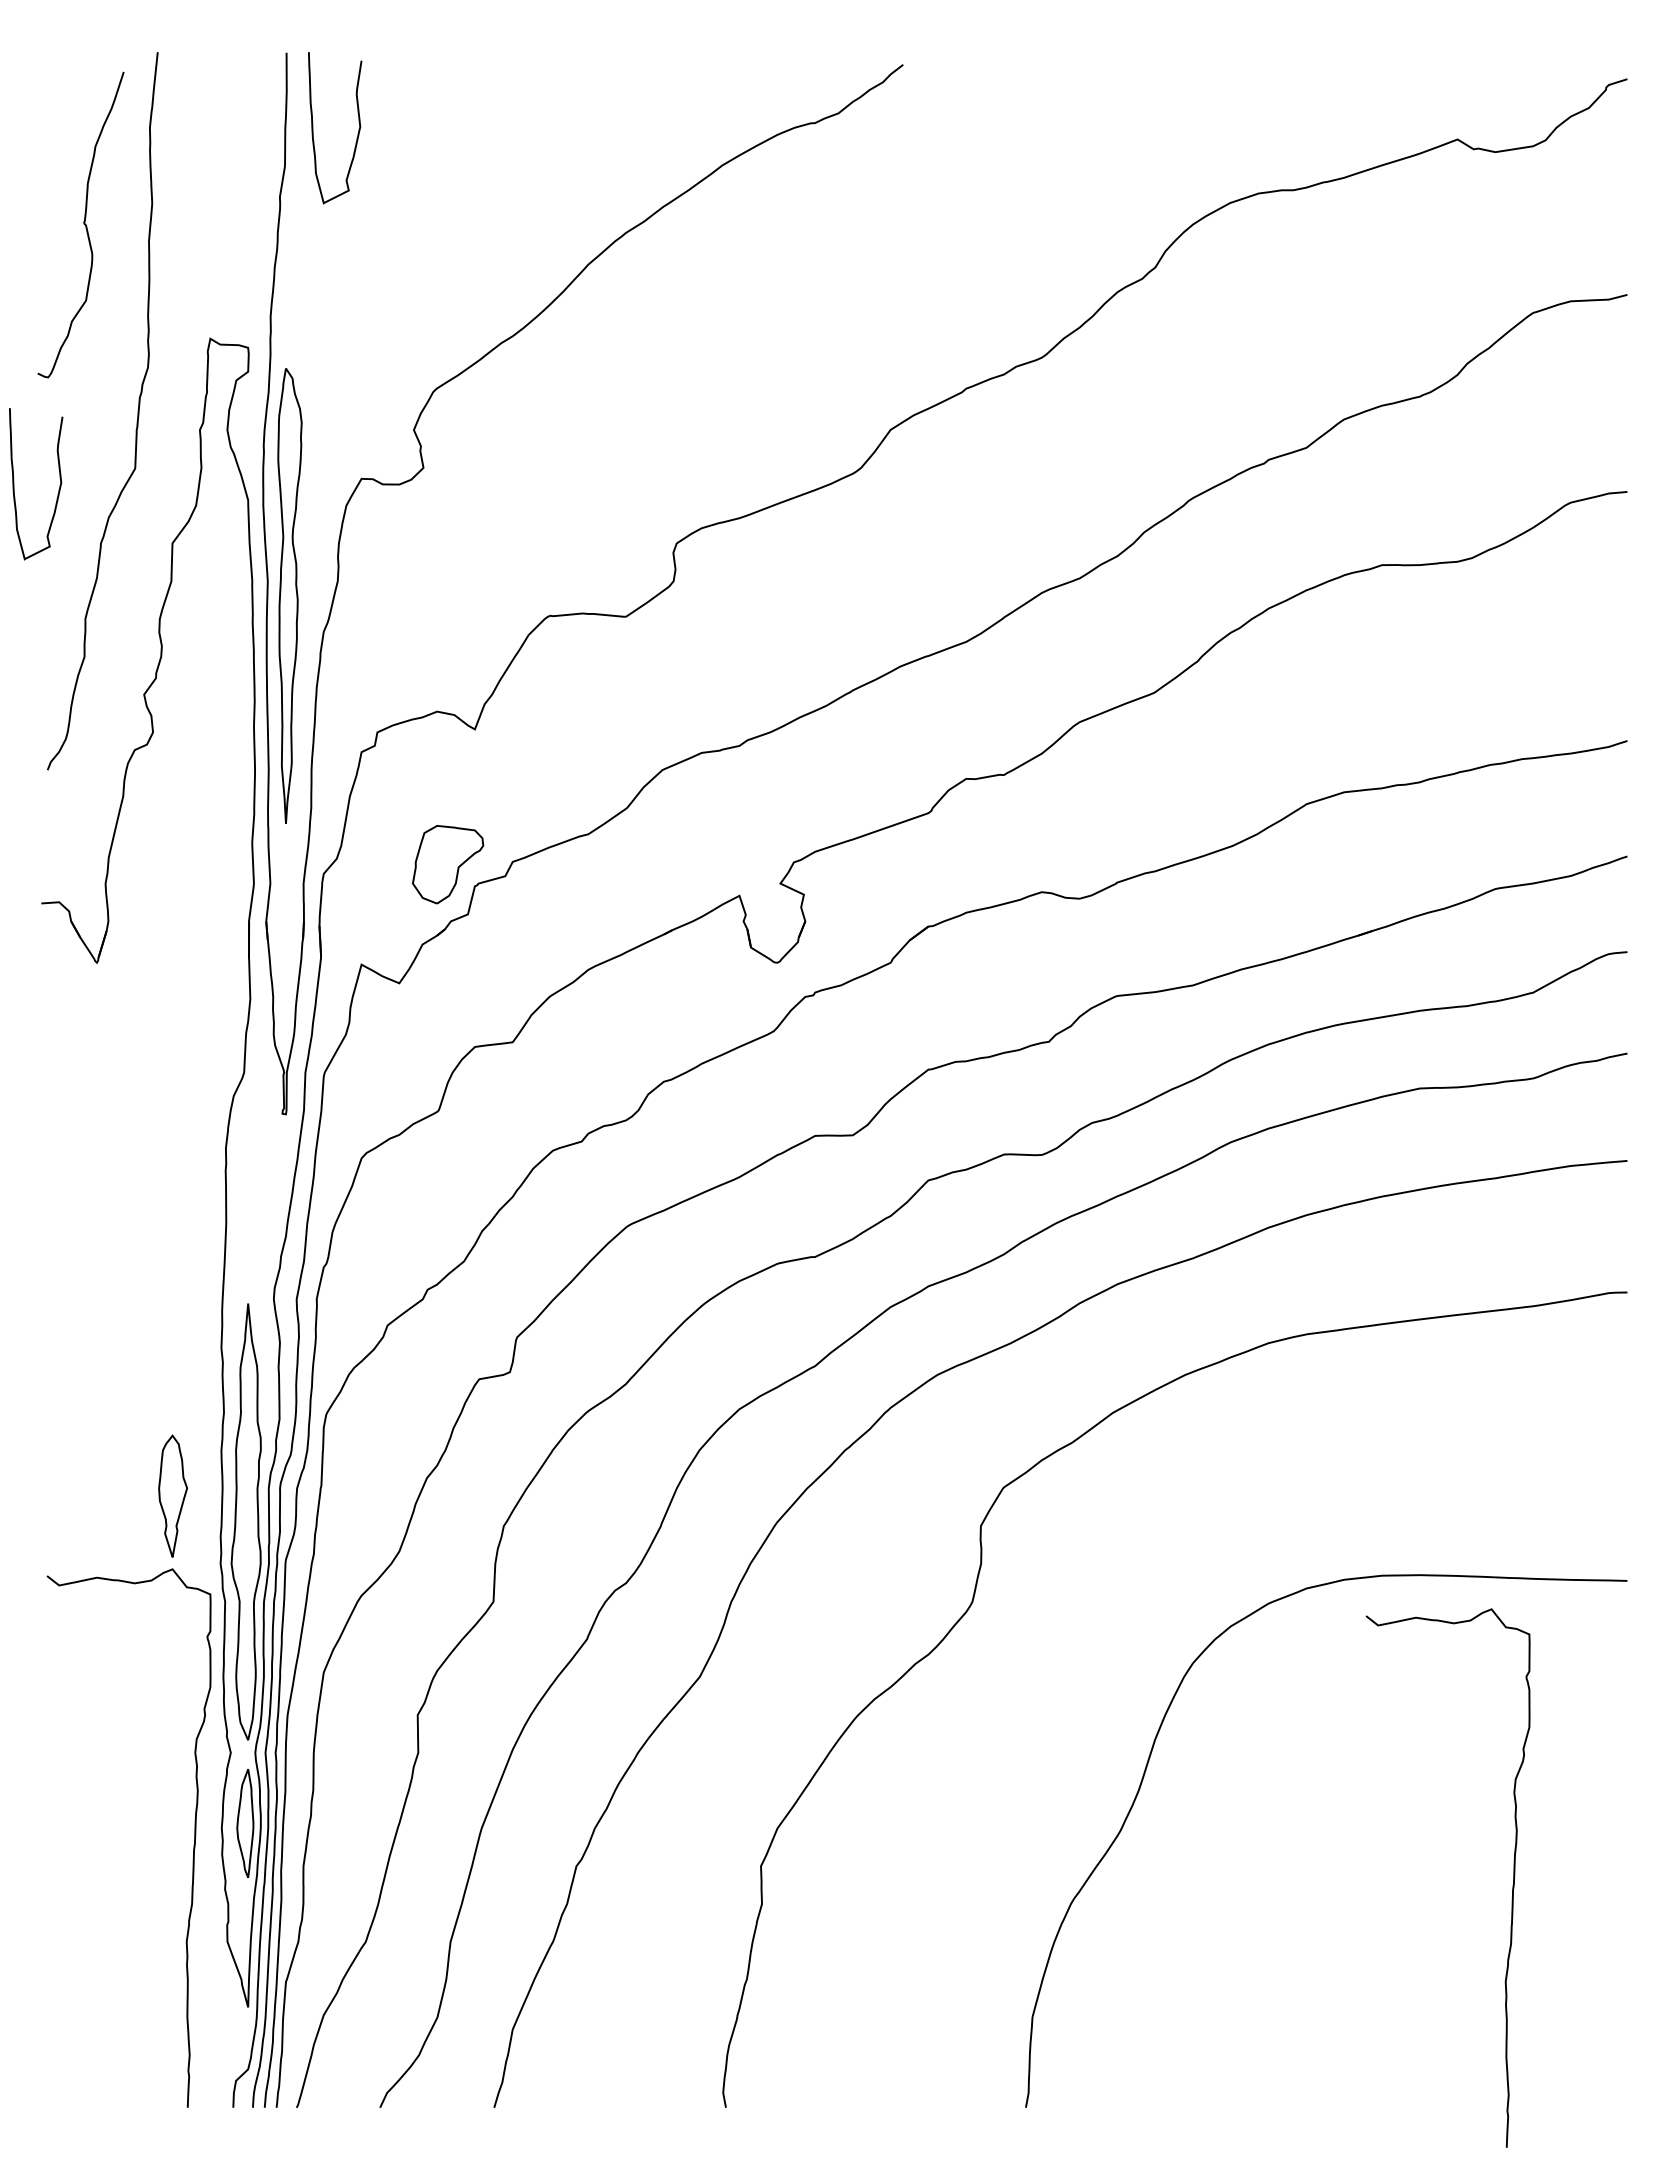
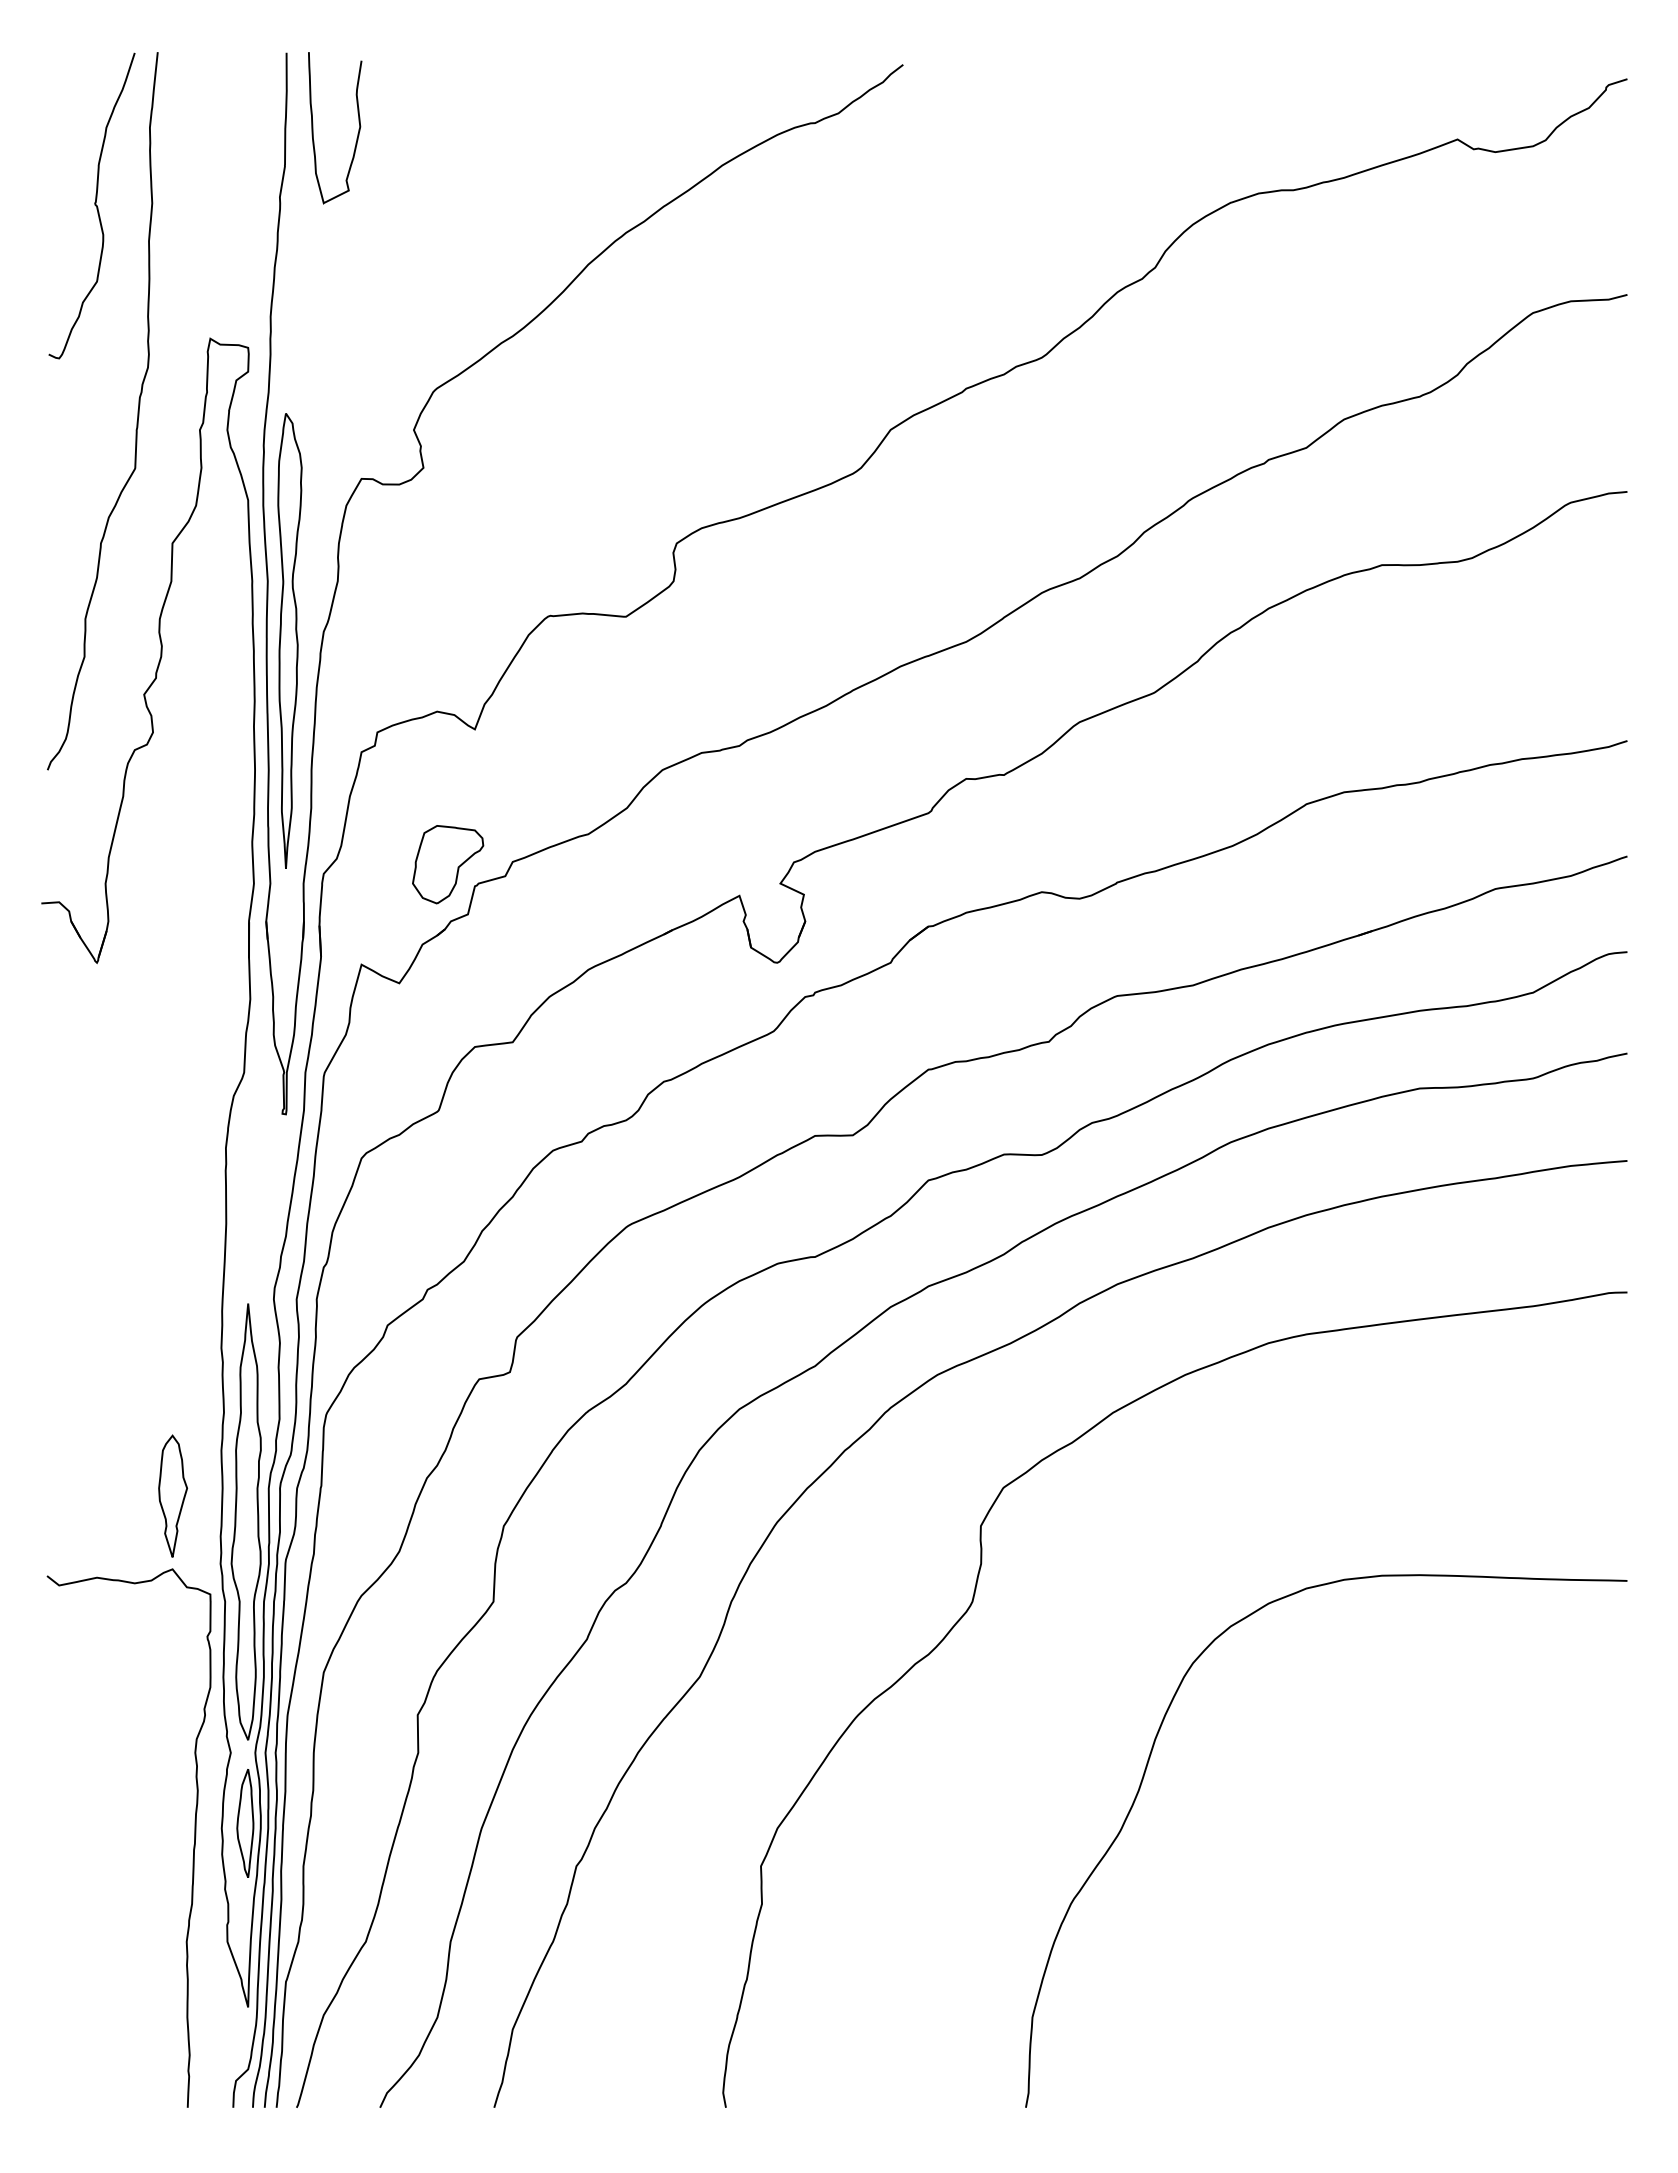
curve position: (83, 224) -> (94, 205) (94, 205)
curve: present -> none (14, 484)
part position: (289, 595) -> (289, 640) (289, 640)
curve: present -> none (1512, 1885)
